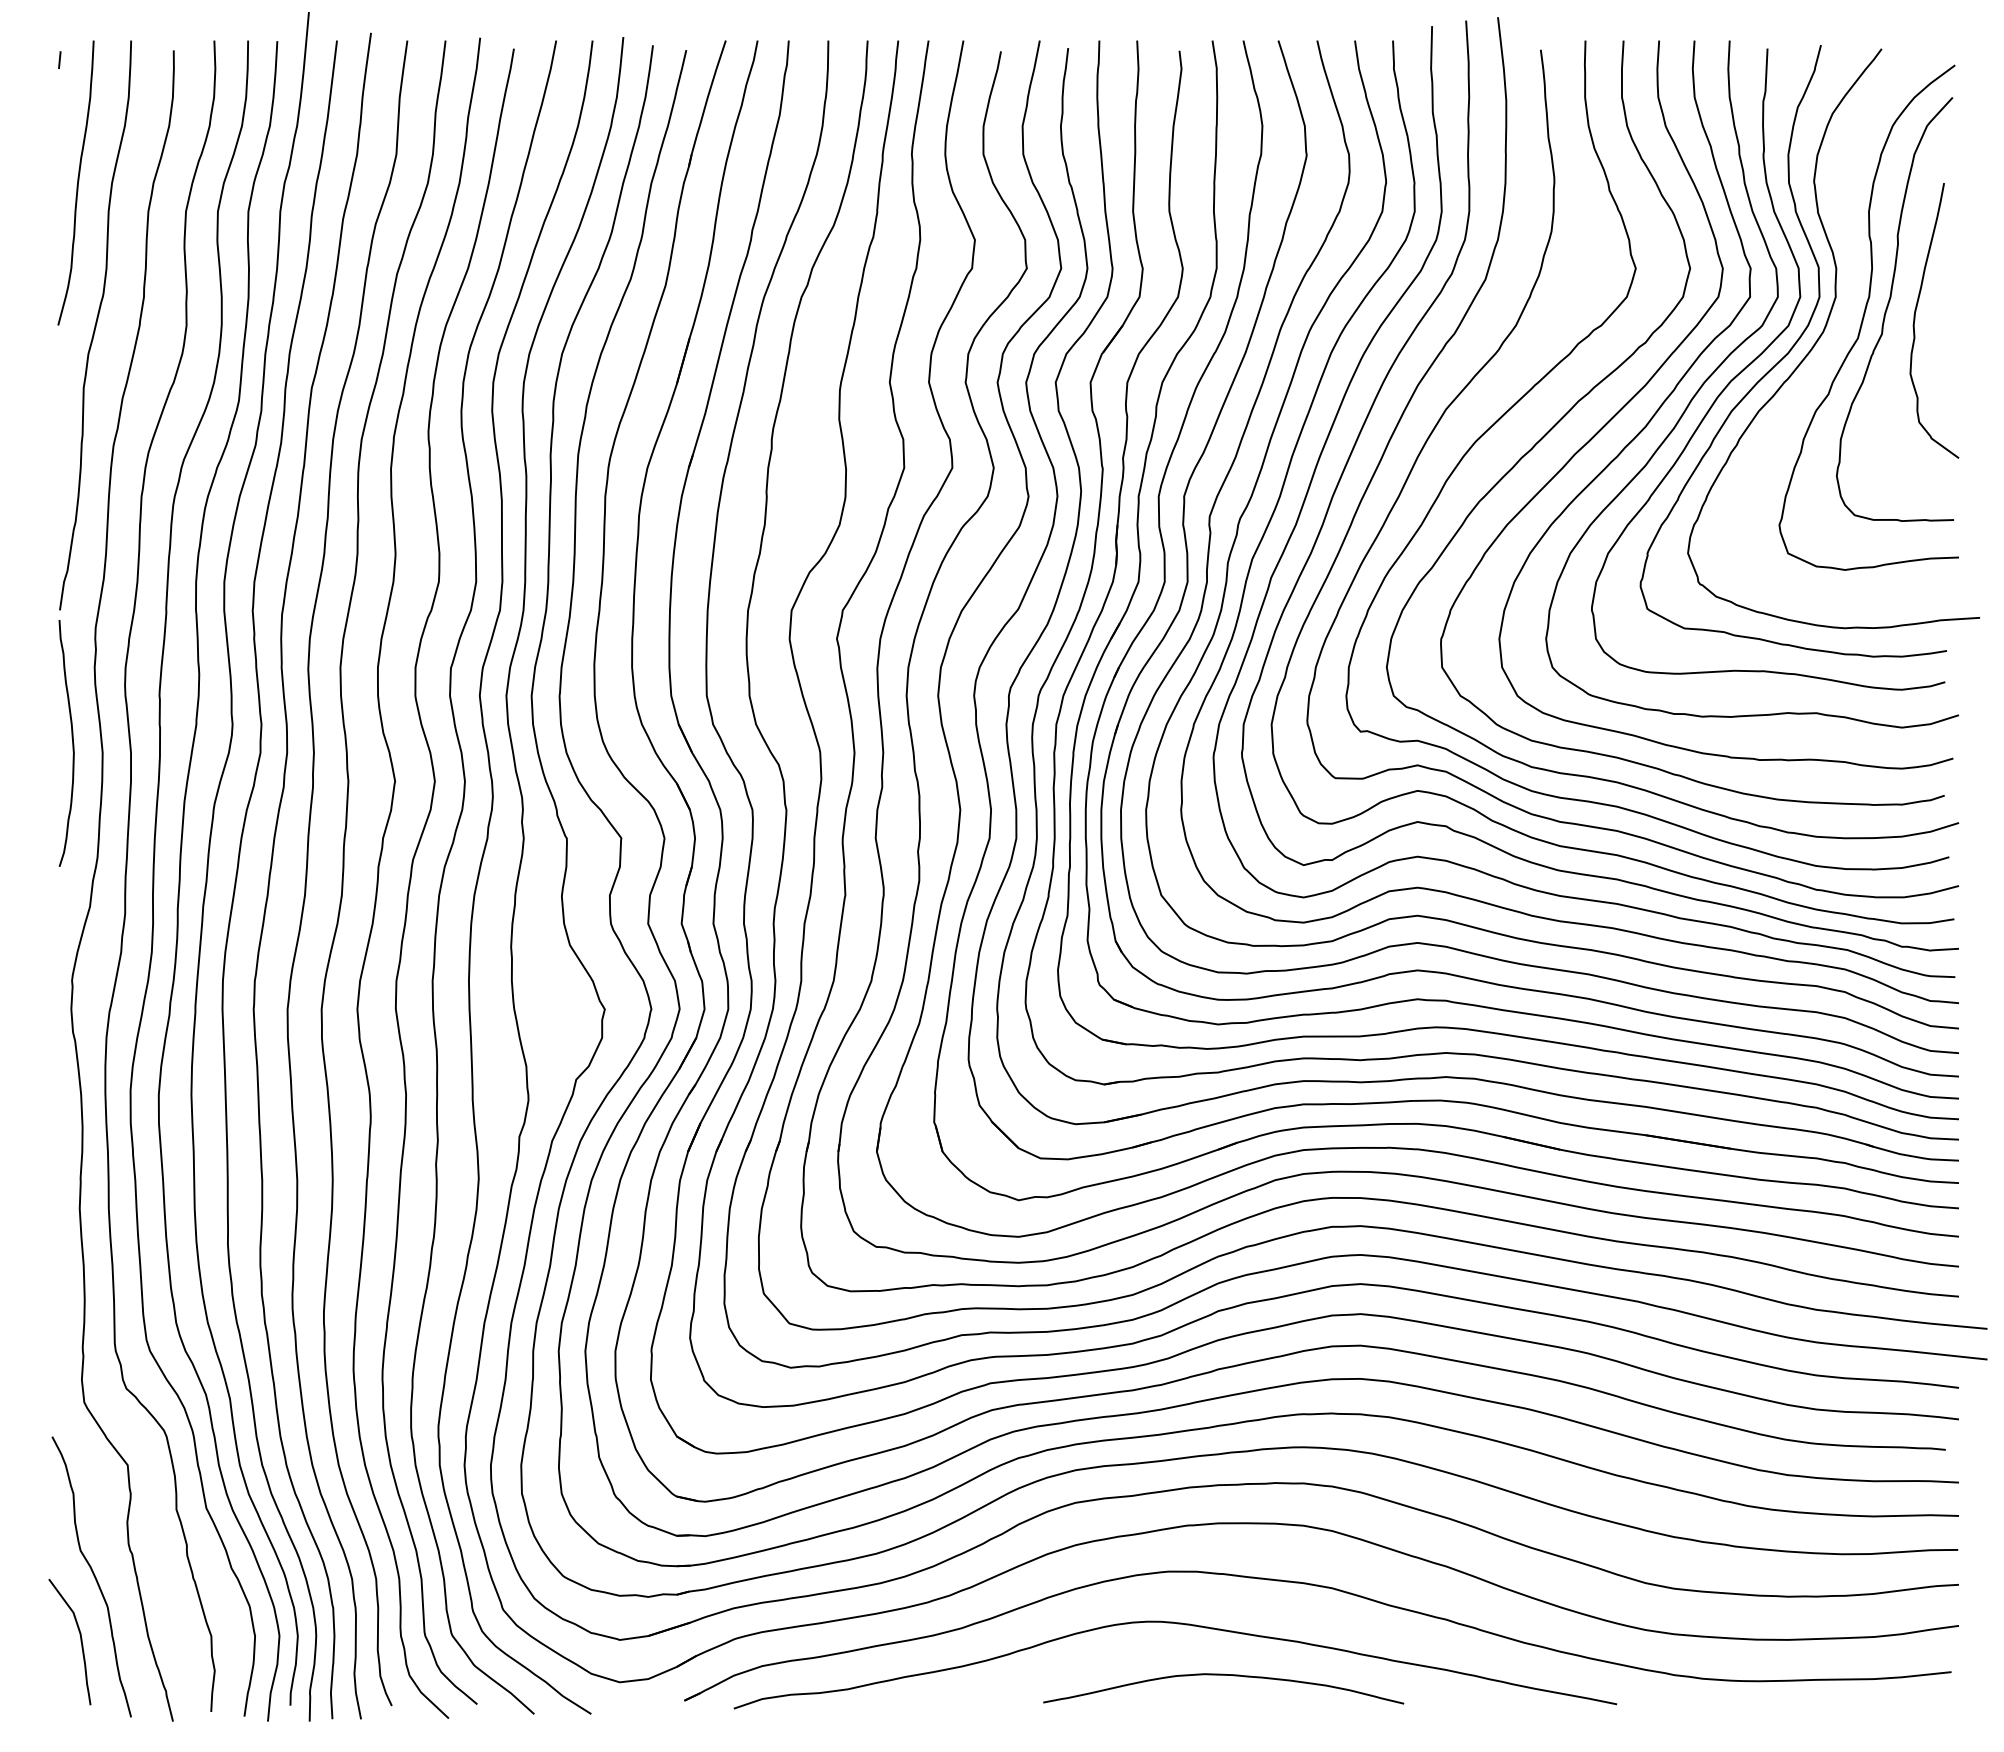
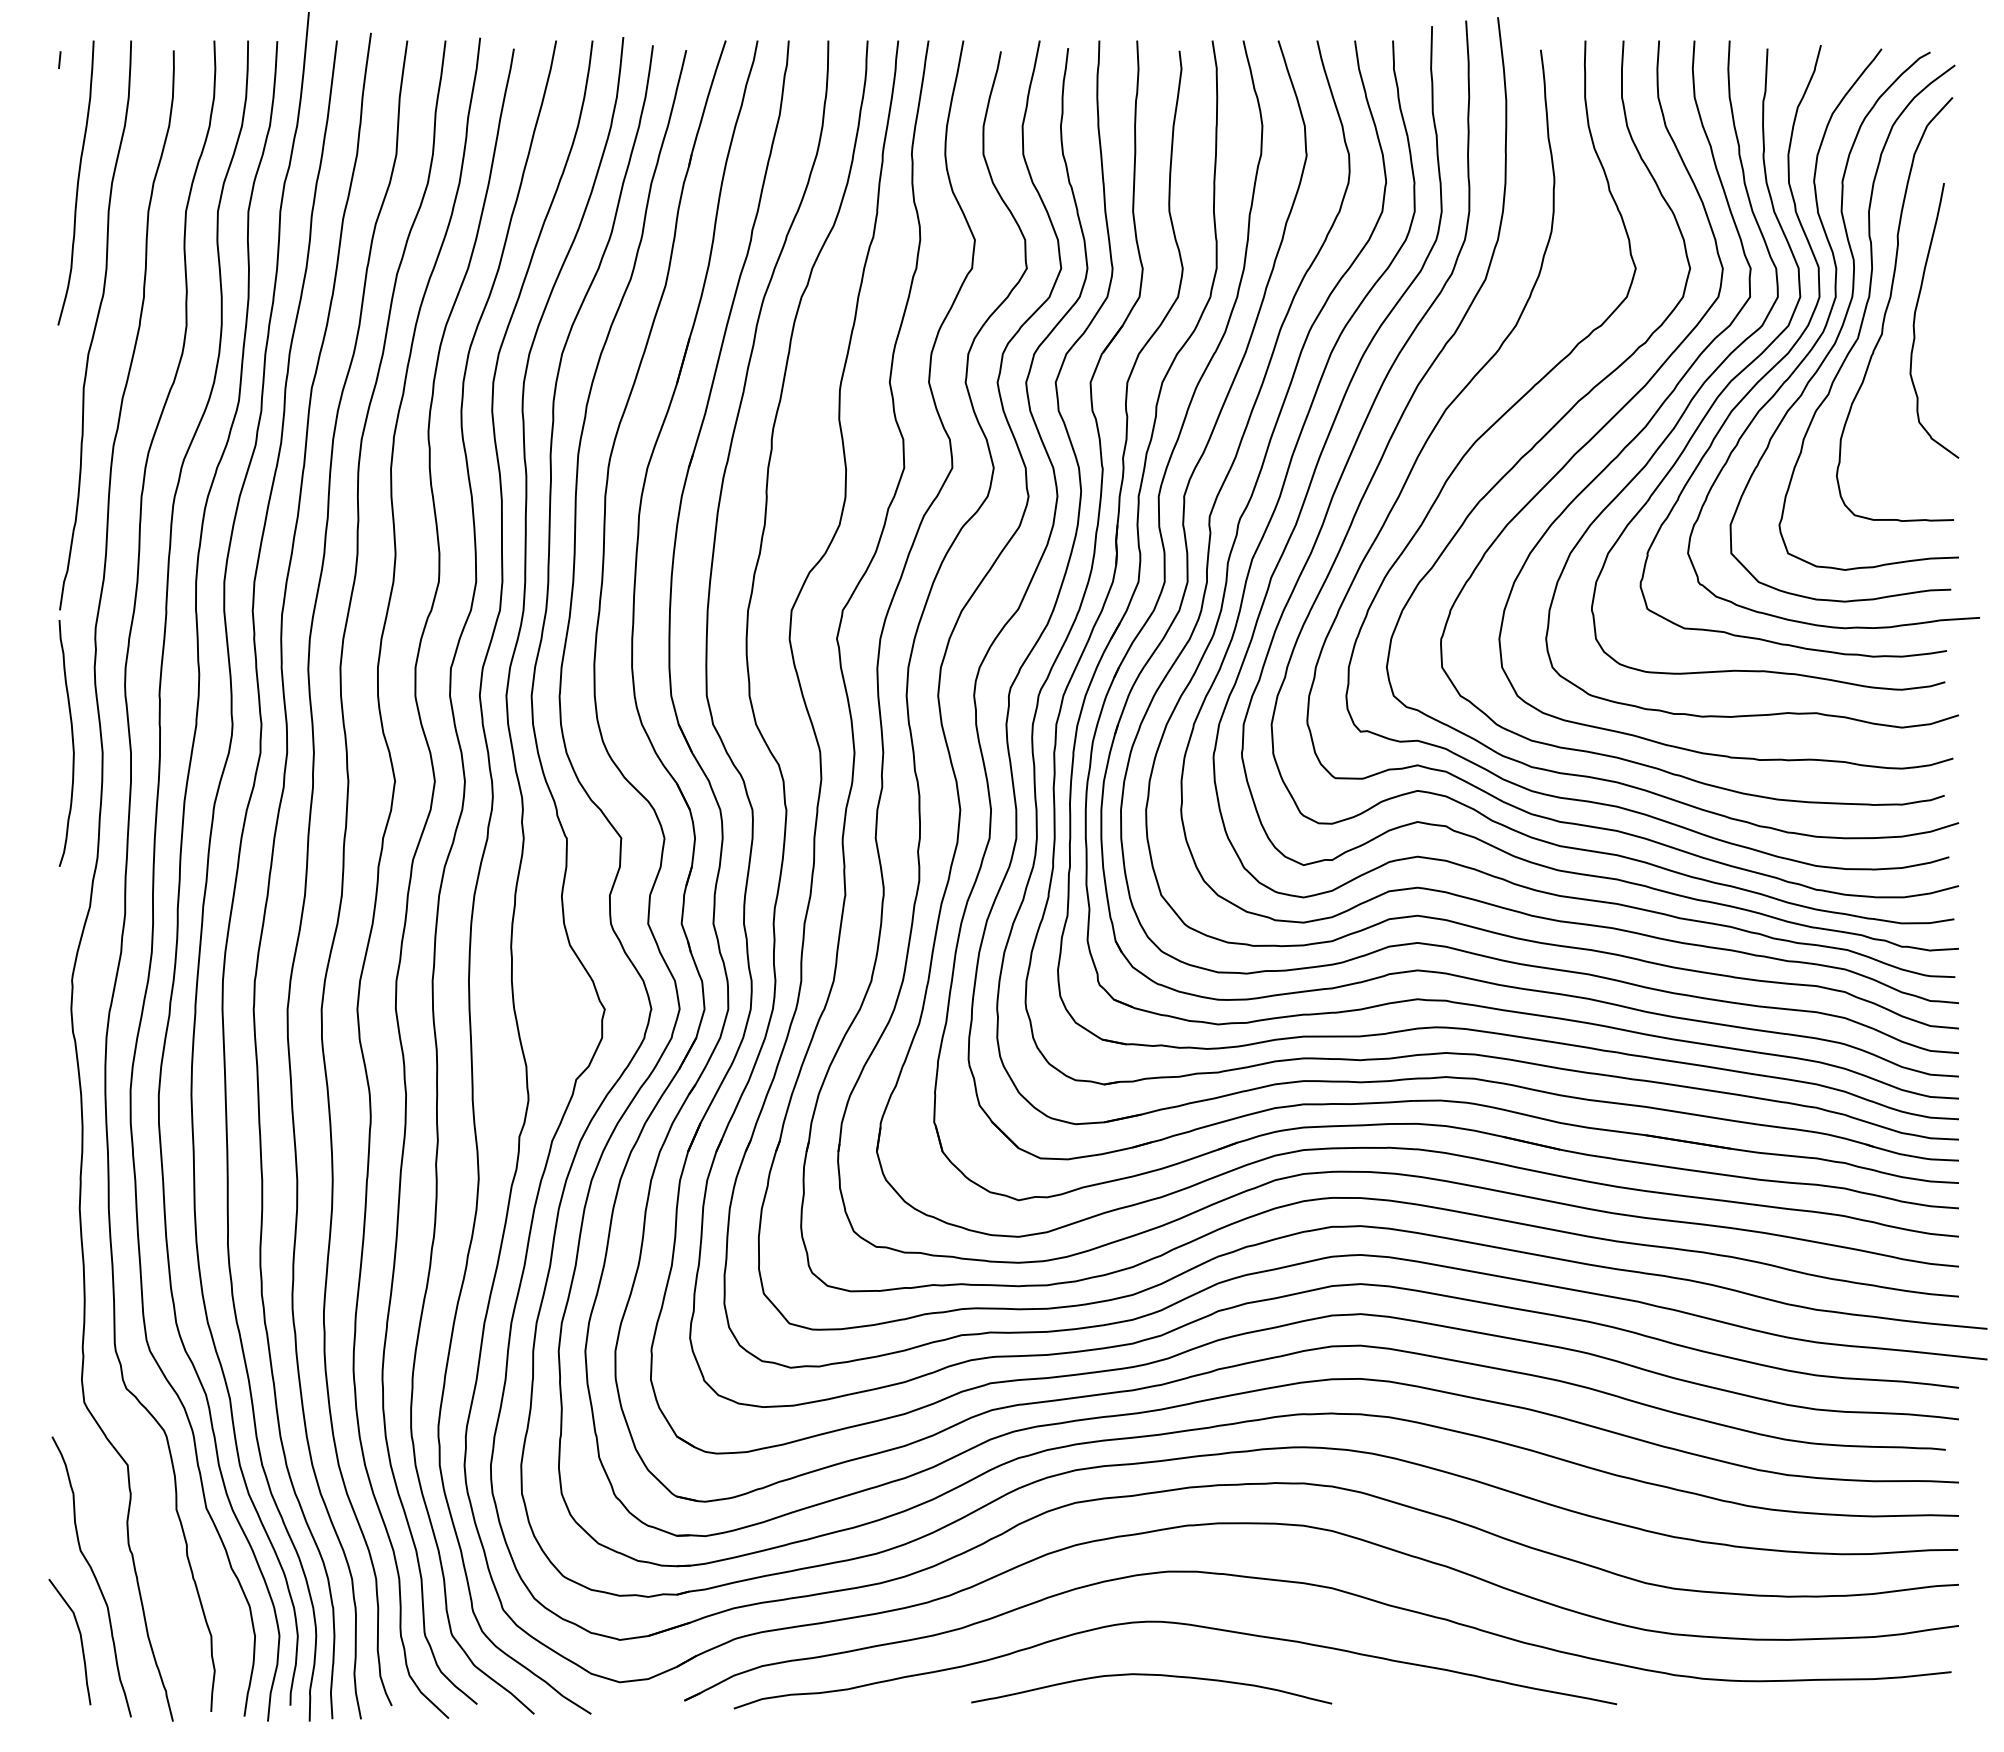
curve: none -> present (1841, 326)
curve position: (1223, 1675) -> (1151, 1675) (1151, 1675)
